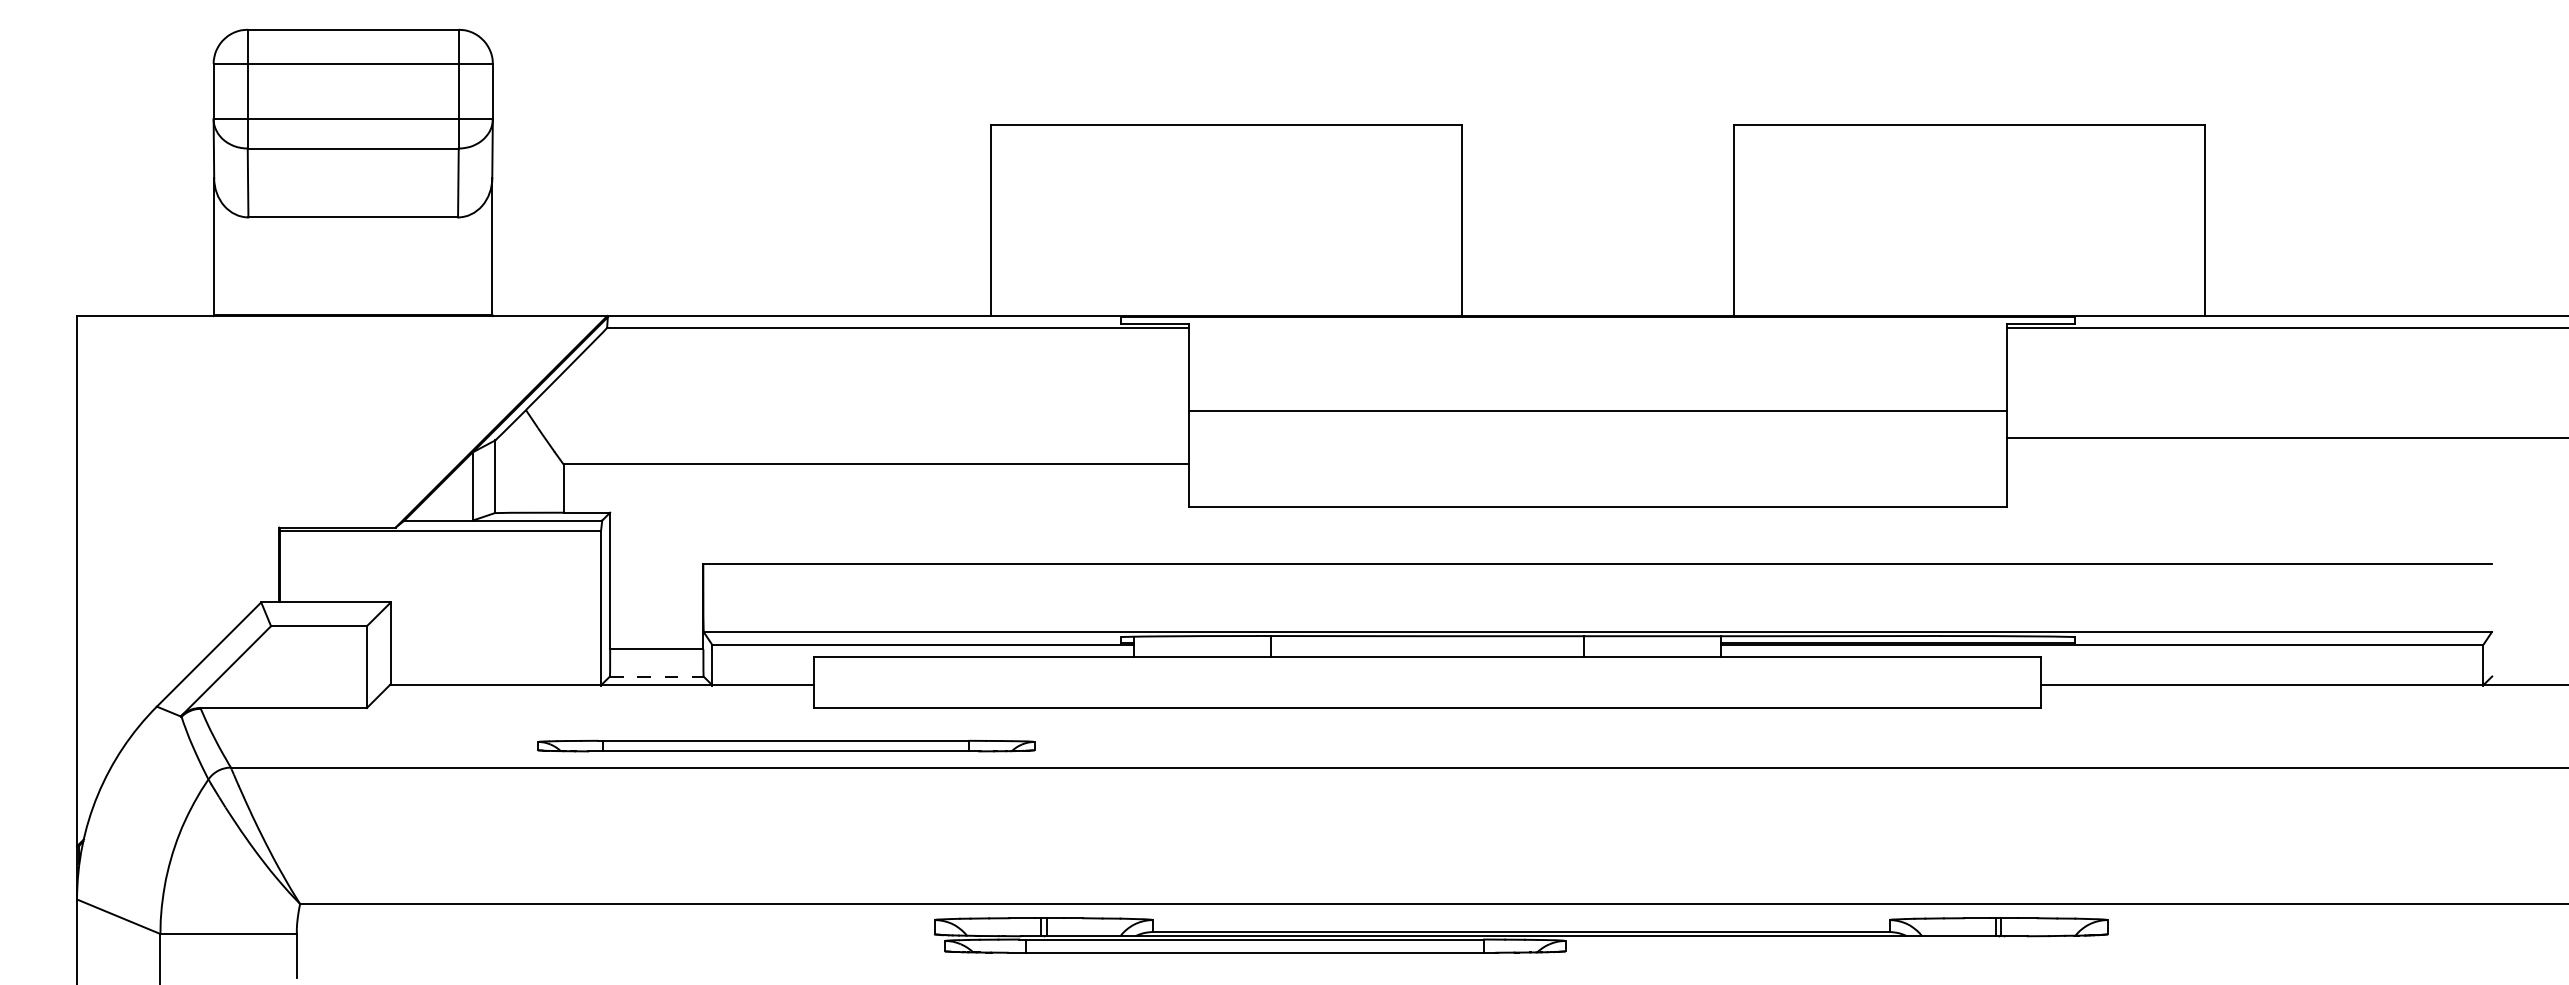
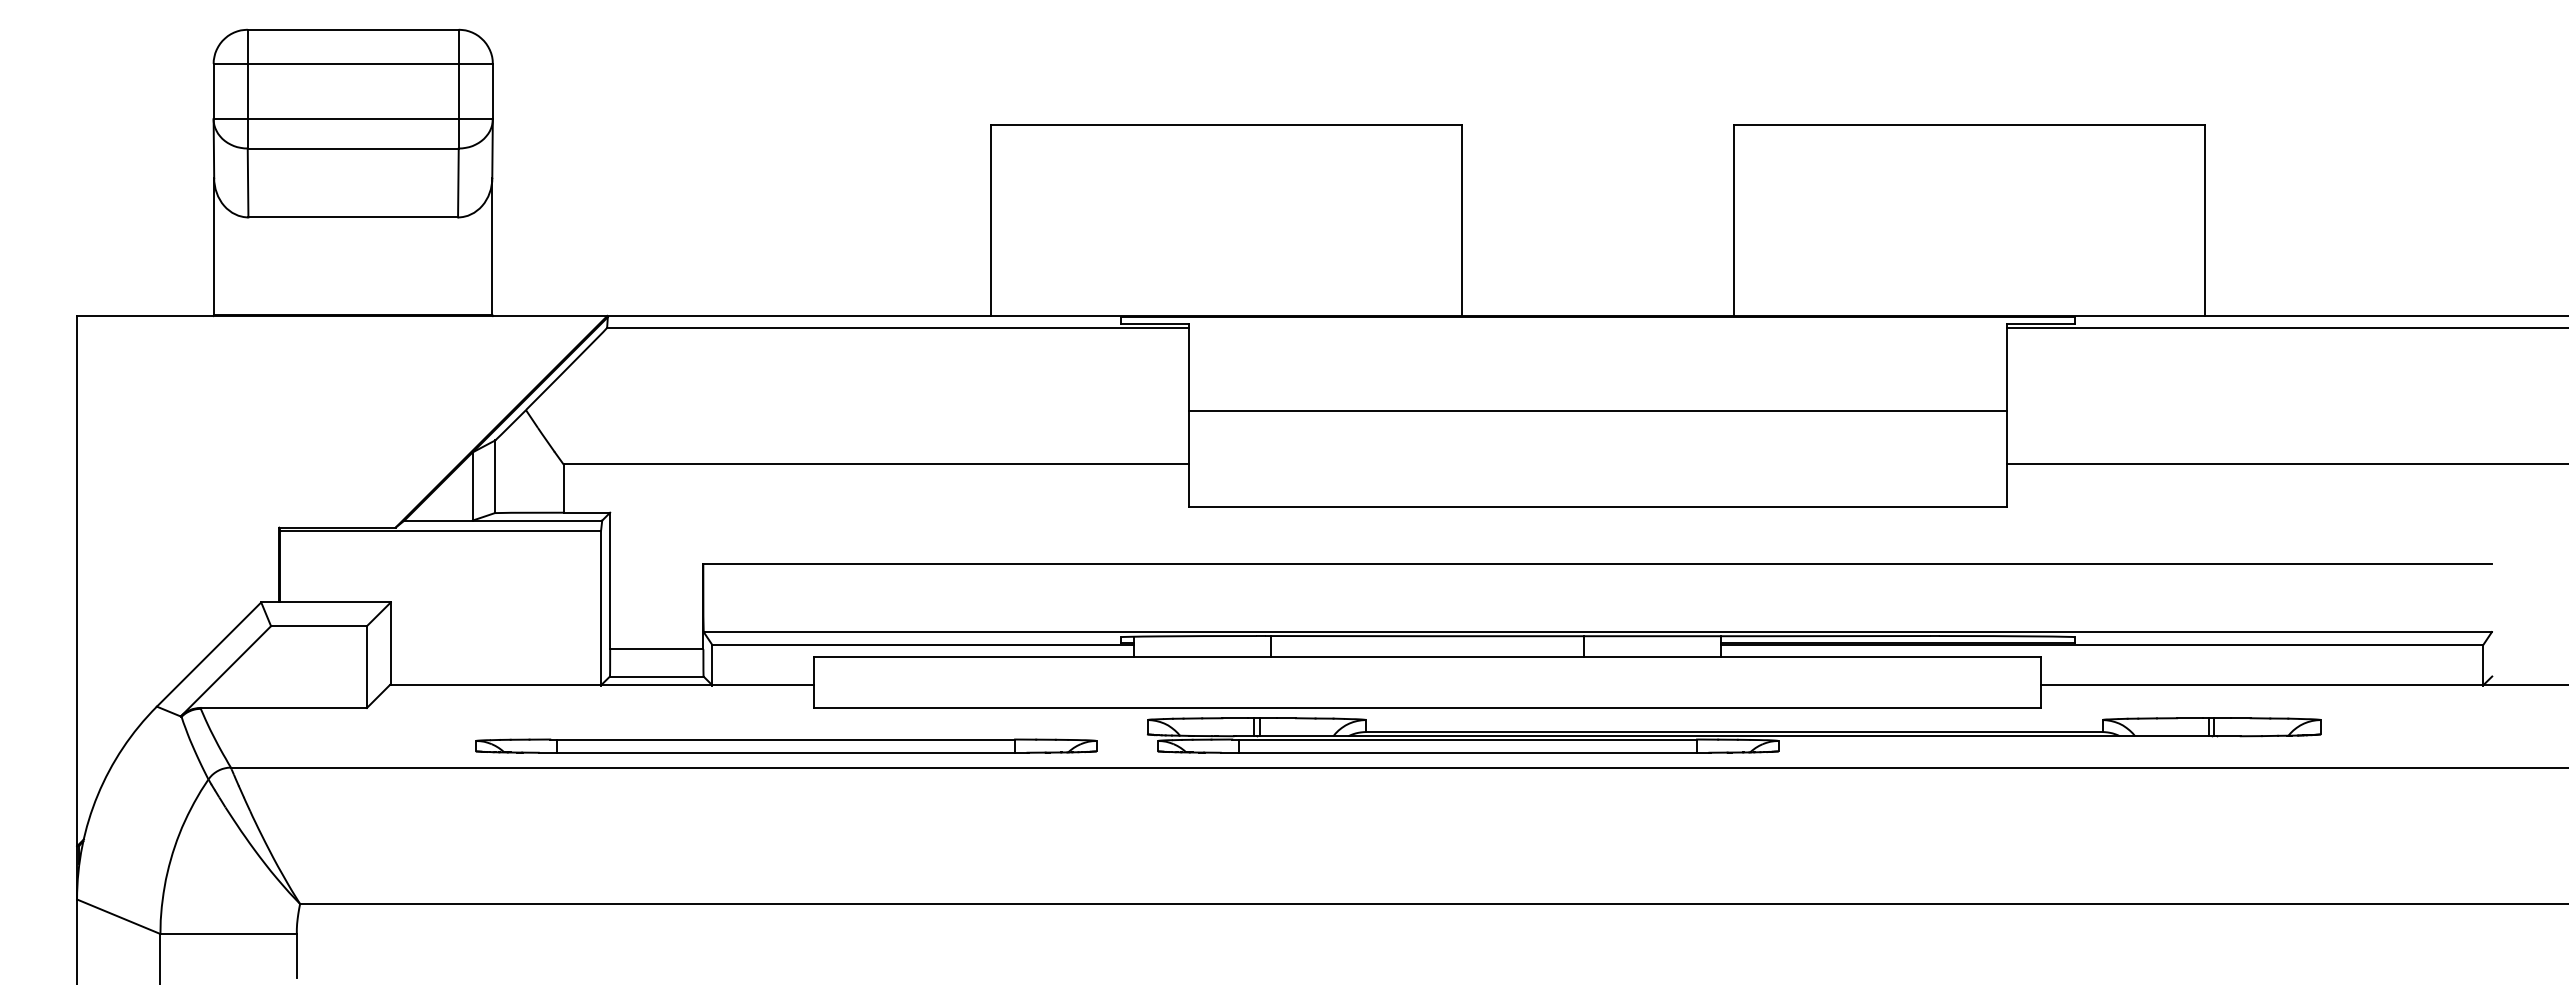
line position: (2286, 438) -> (2286, 464) (2286, 464)
line: dashed -> solid (656, 676)
part size: 499x14 px -> 623x16 px (786, 745)
part position: (1521, 935) -> (1734, 735) (1734, 735)
